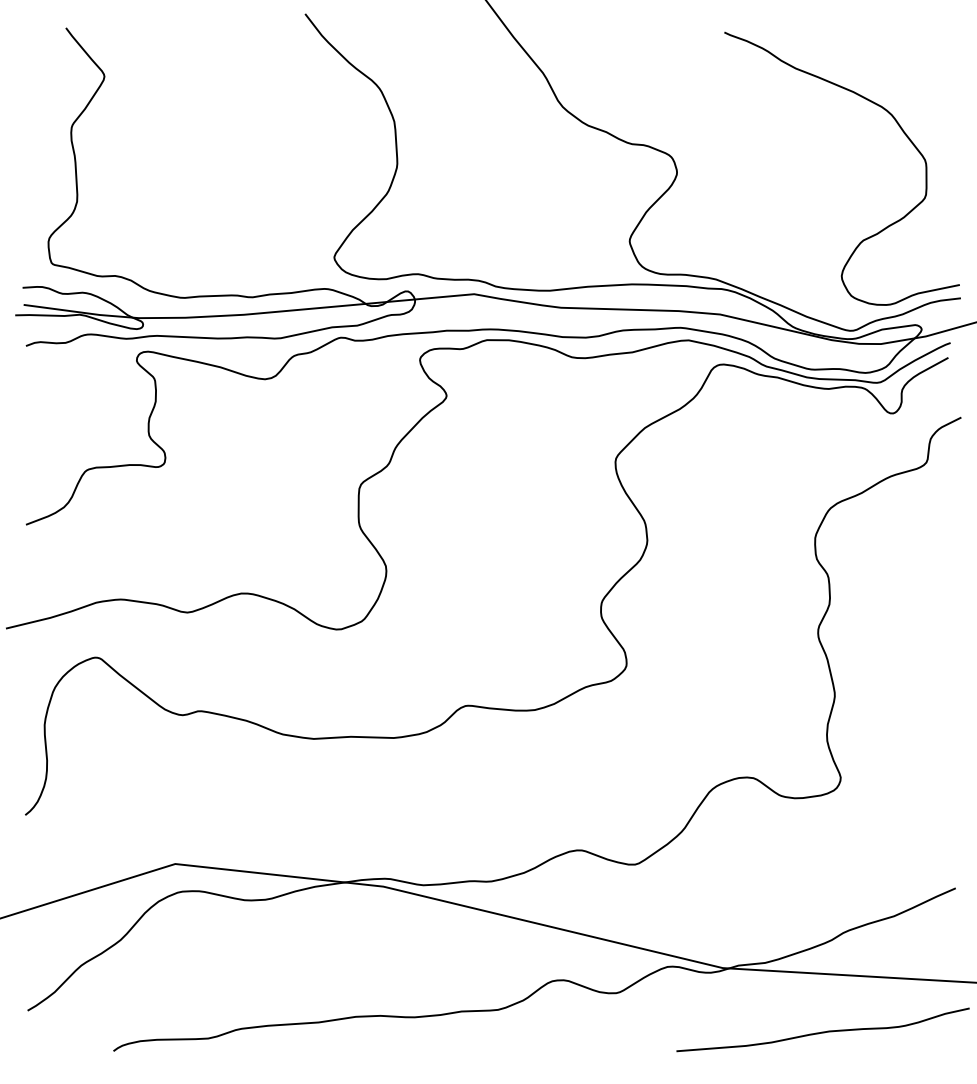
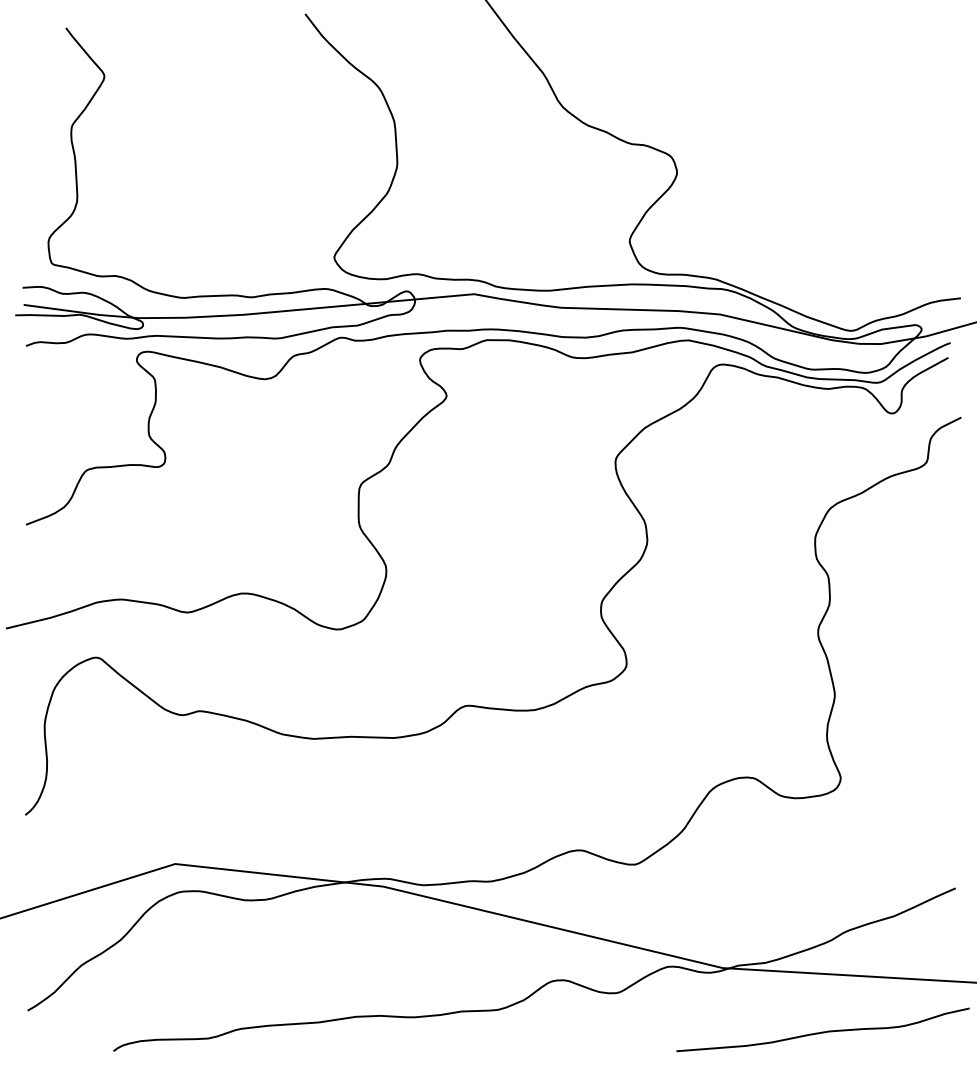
curve: present -> none (901, 130)
